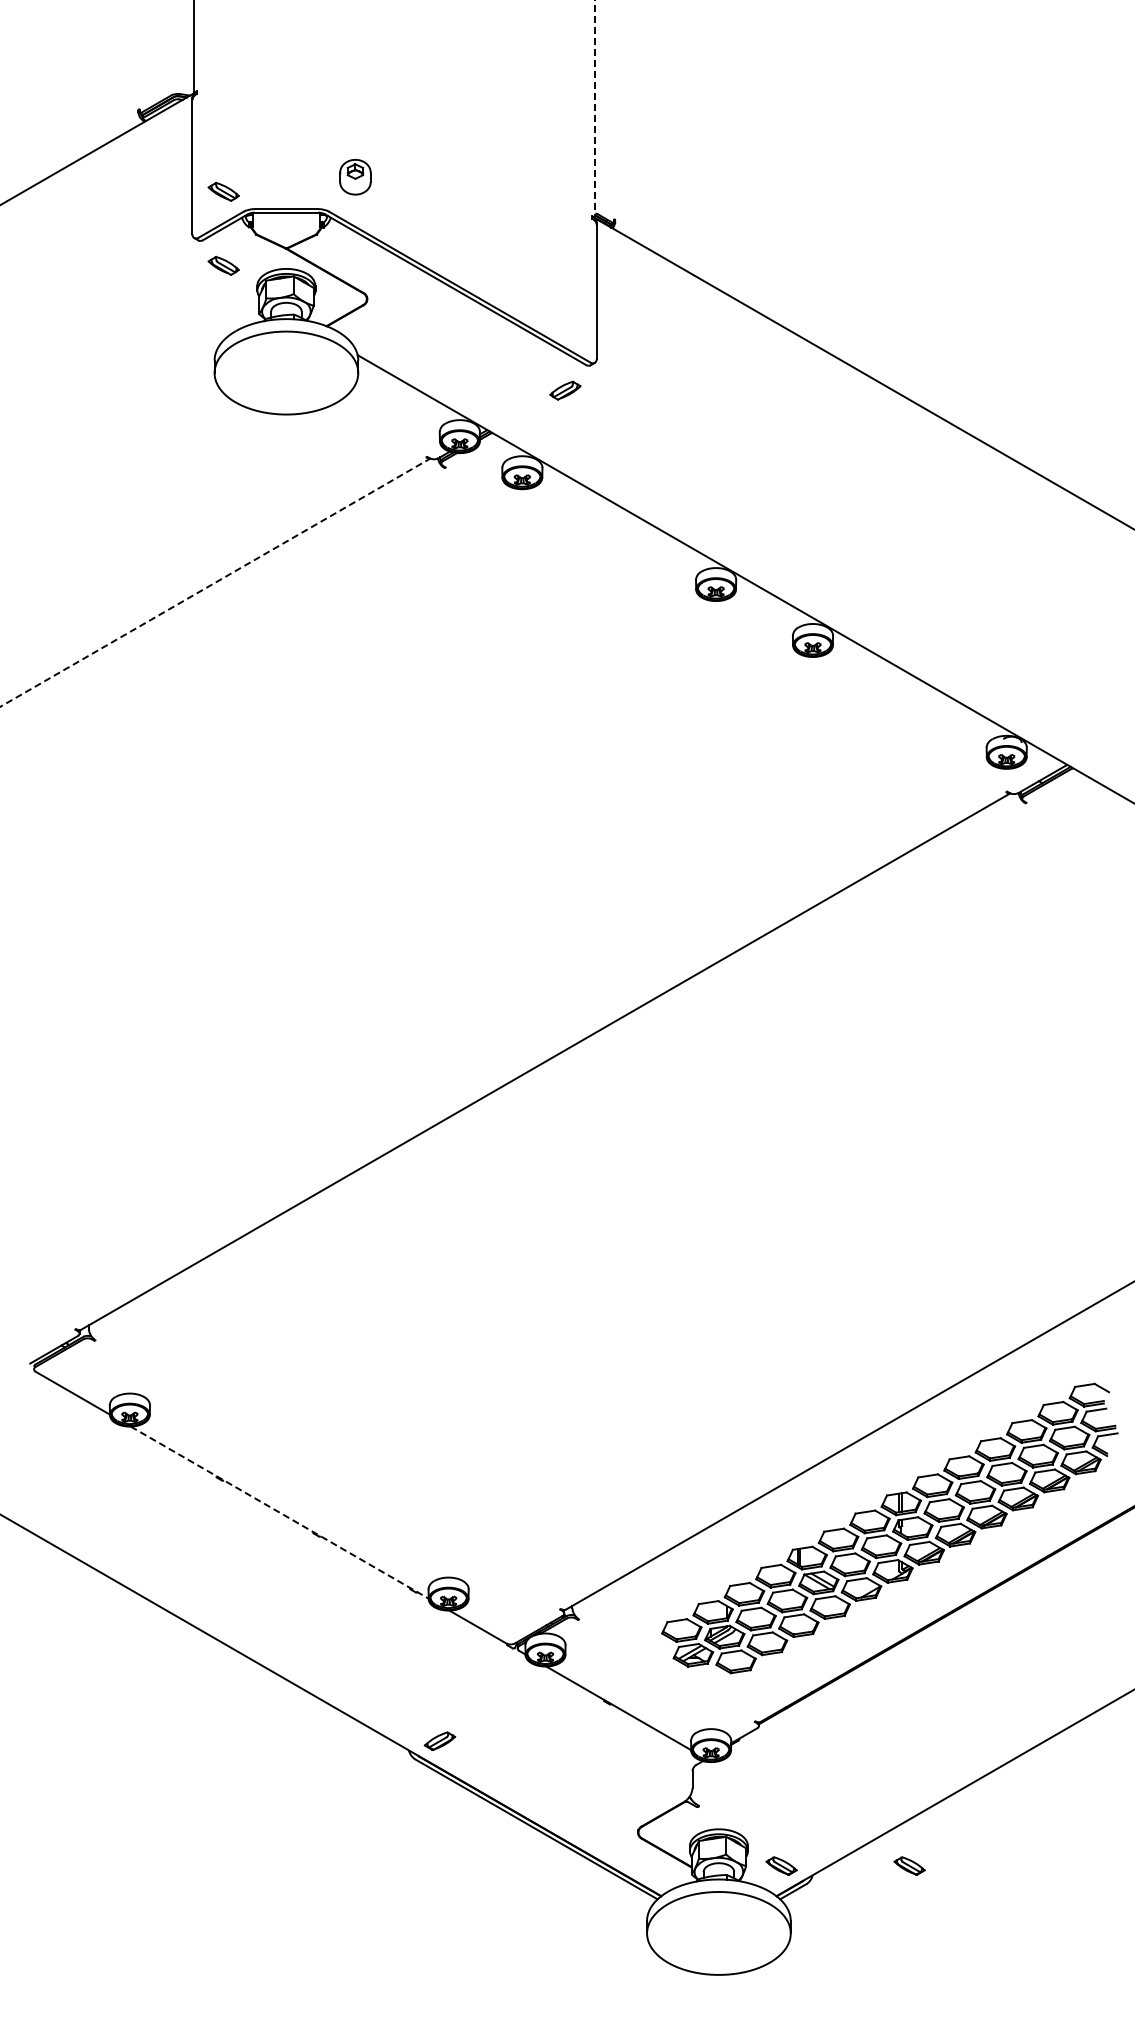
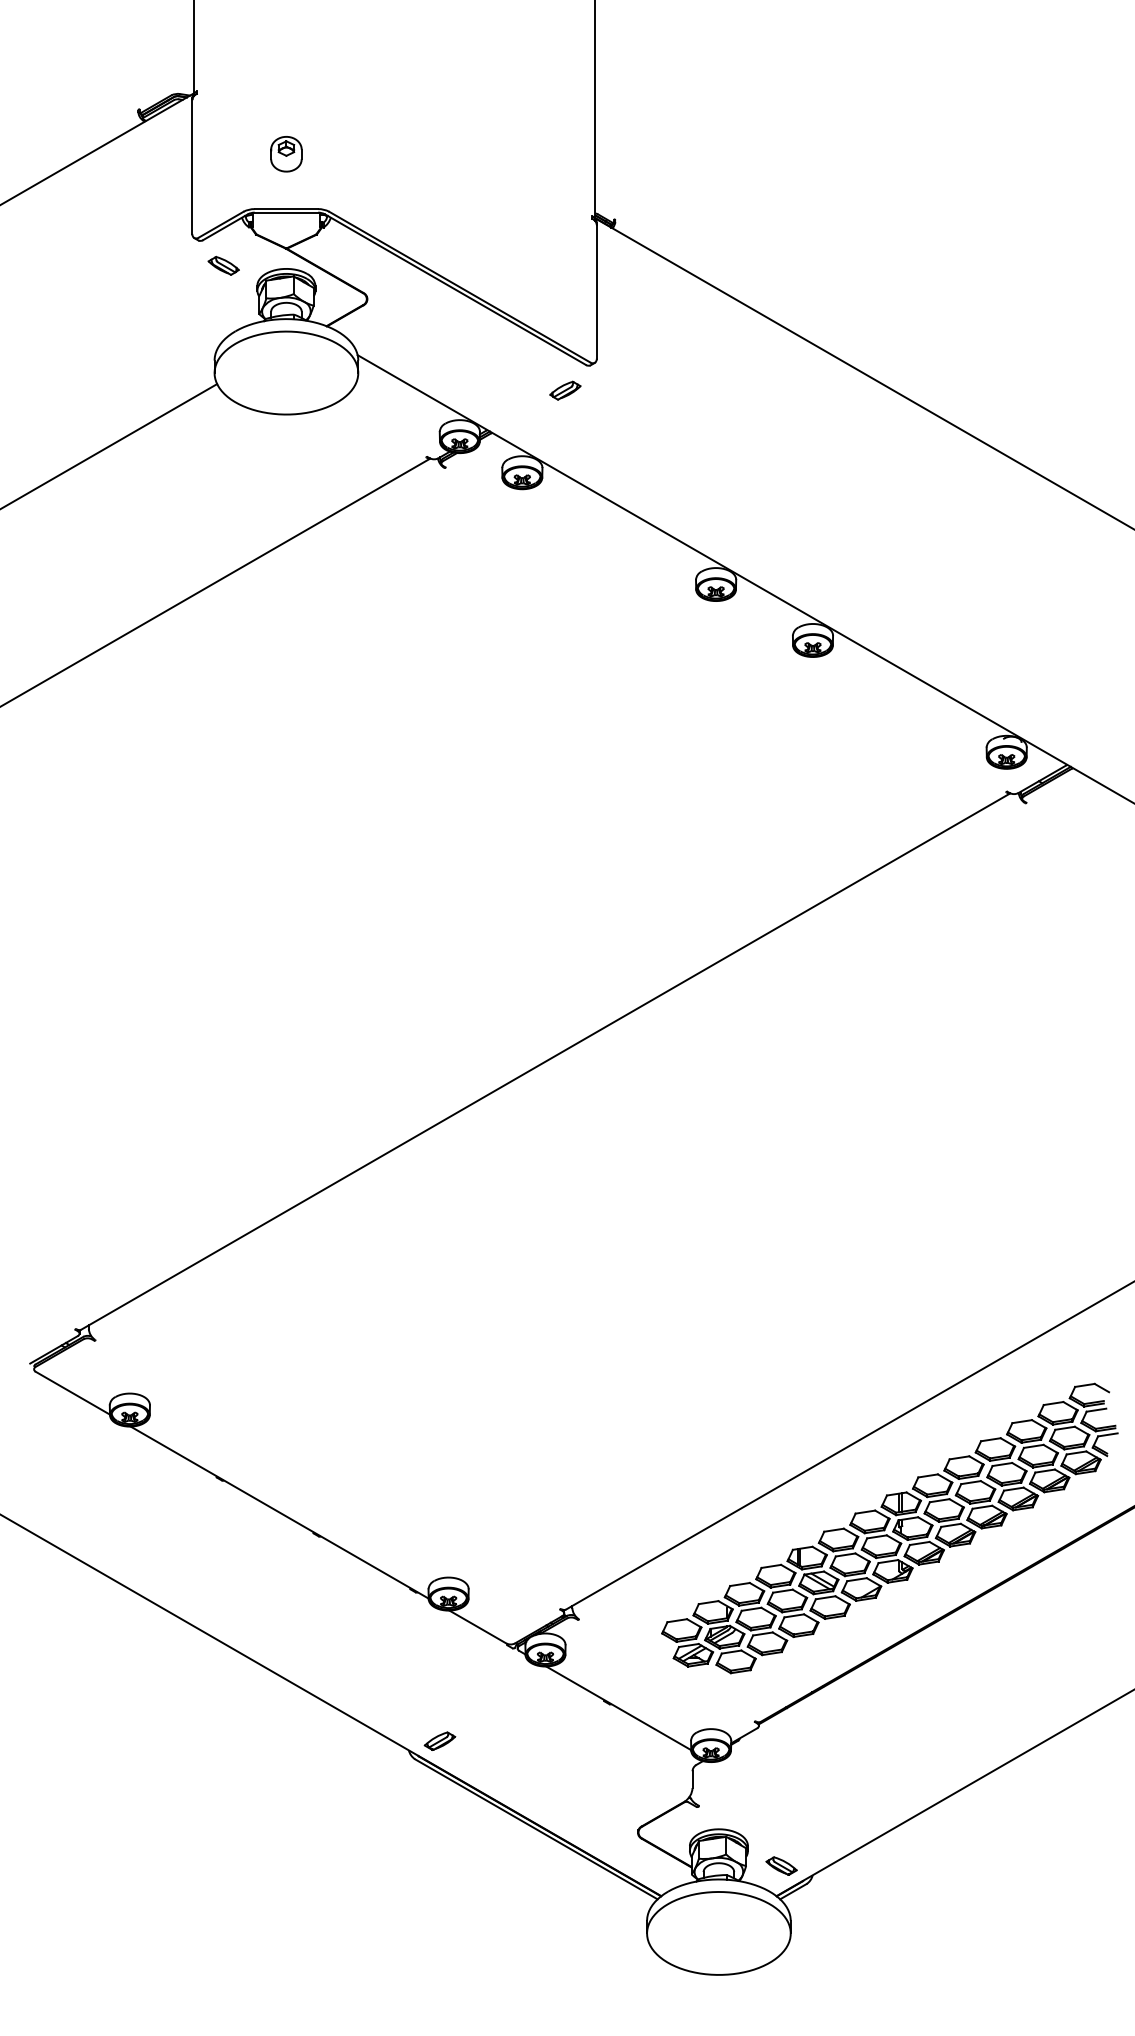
line: dashed -> solid (595, 110)
part position: (355, 177) -> (286, 154) (286, 154)
part: present -> none (223, 191)
line: none -> present (109, 446)
line: dashed -> solid (215, 582)
line: dashed -> solid (280, 1512)
part: present -> none (909, 1865)
